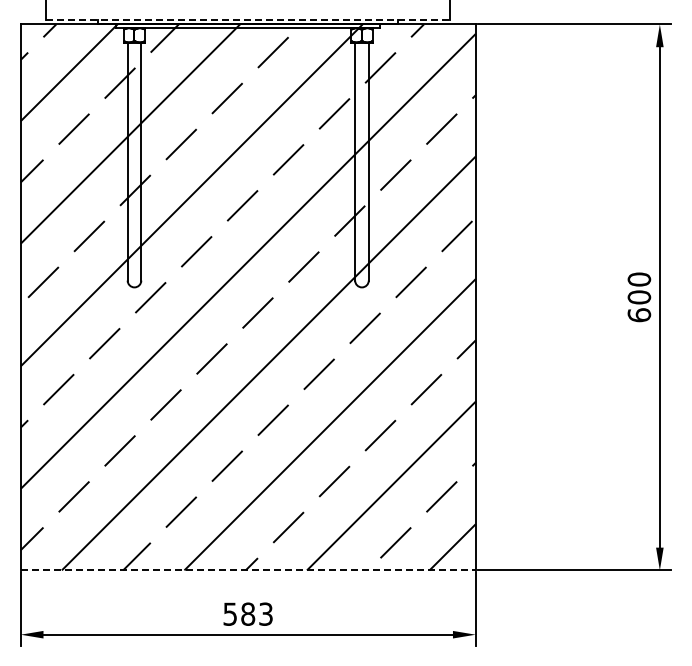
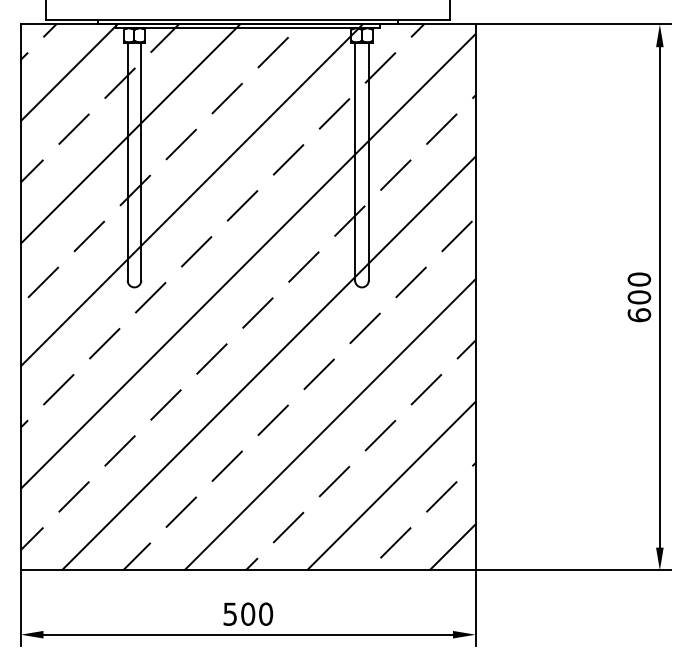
line: dashed -> solid (248, 19)
line: dashed -> solid (248, 570)
text: 583 -> 500 (257, 613)
